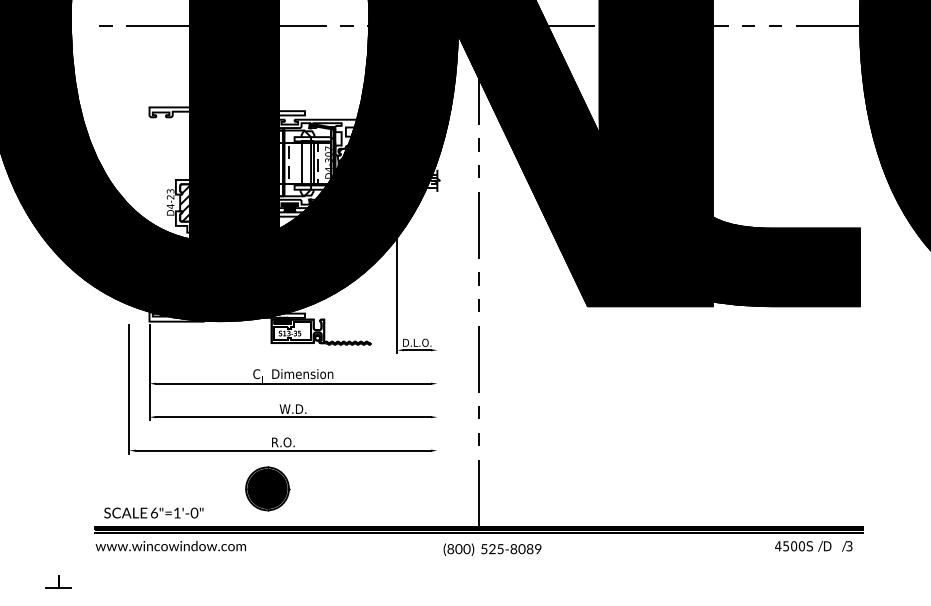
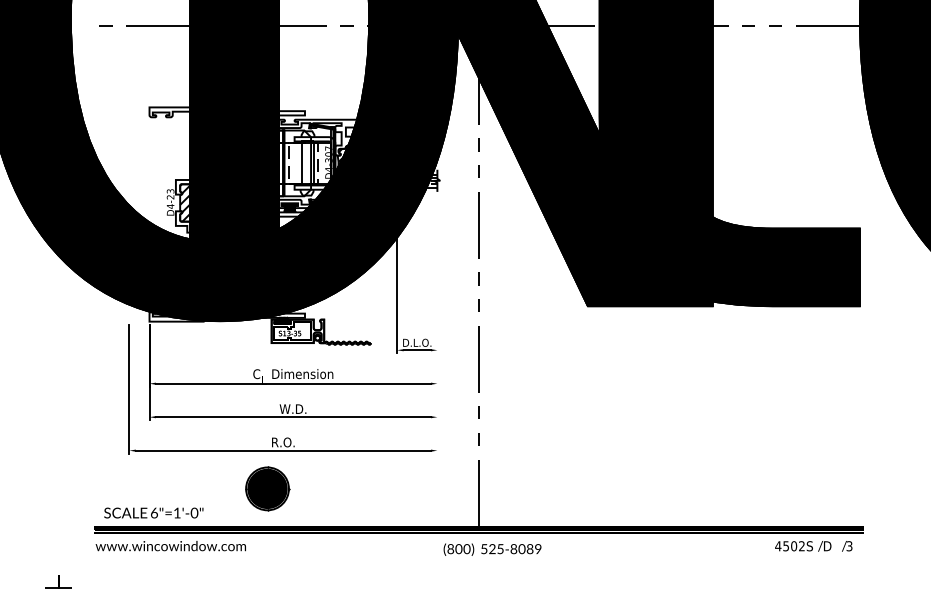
text: 4500S -> 4502S (801, 546)
